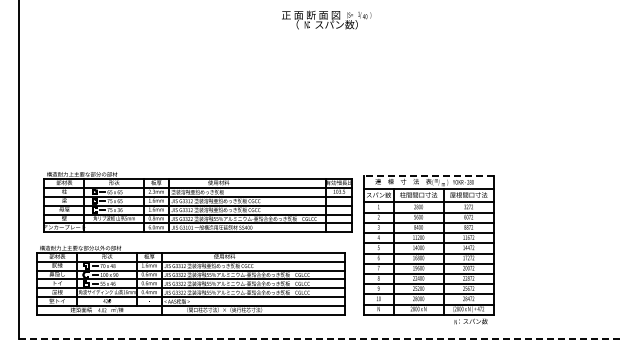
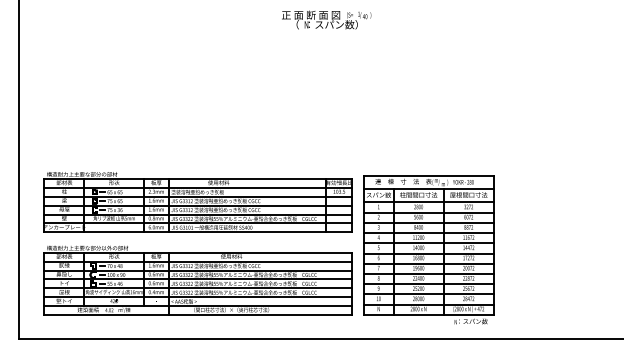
line: dashed -> solid (428, 175)
part position: (190, 280) -> (197, 280) (197, 280)
line: dashed -> solid (321, 339)
